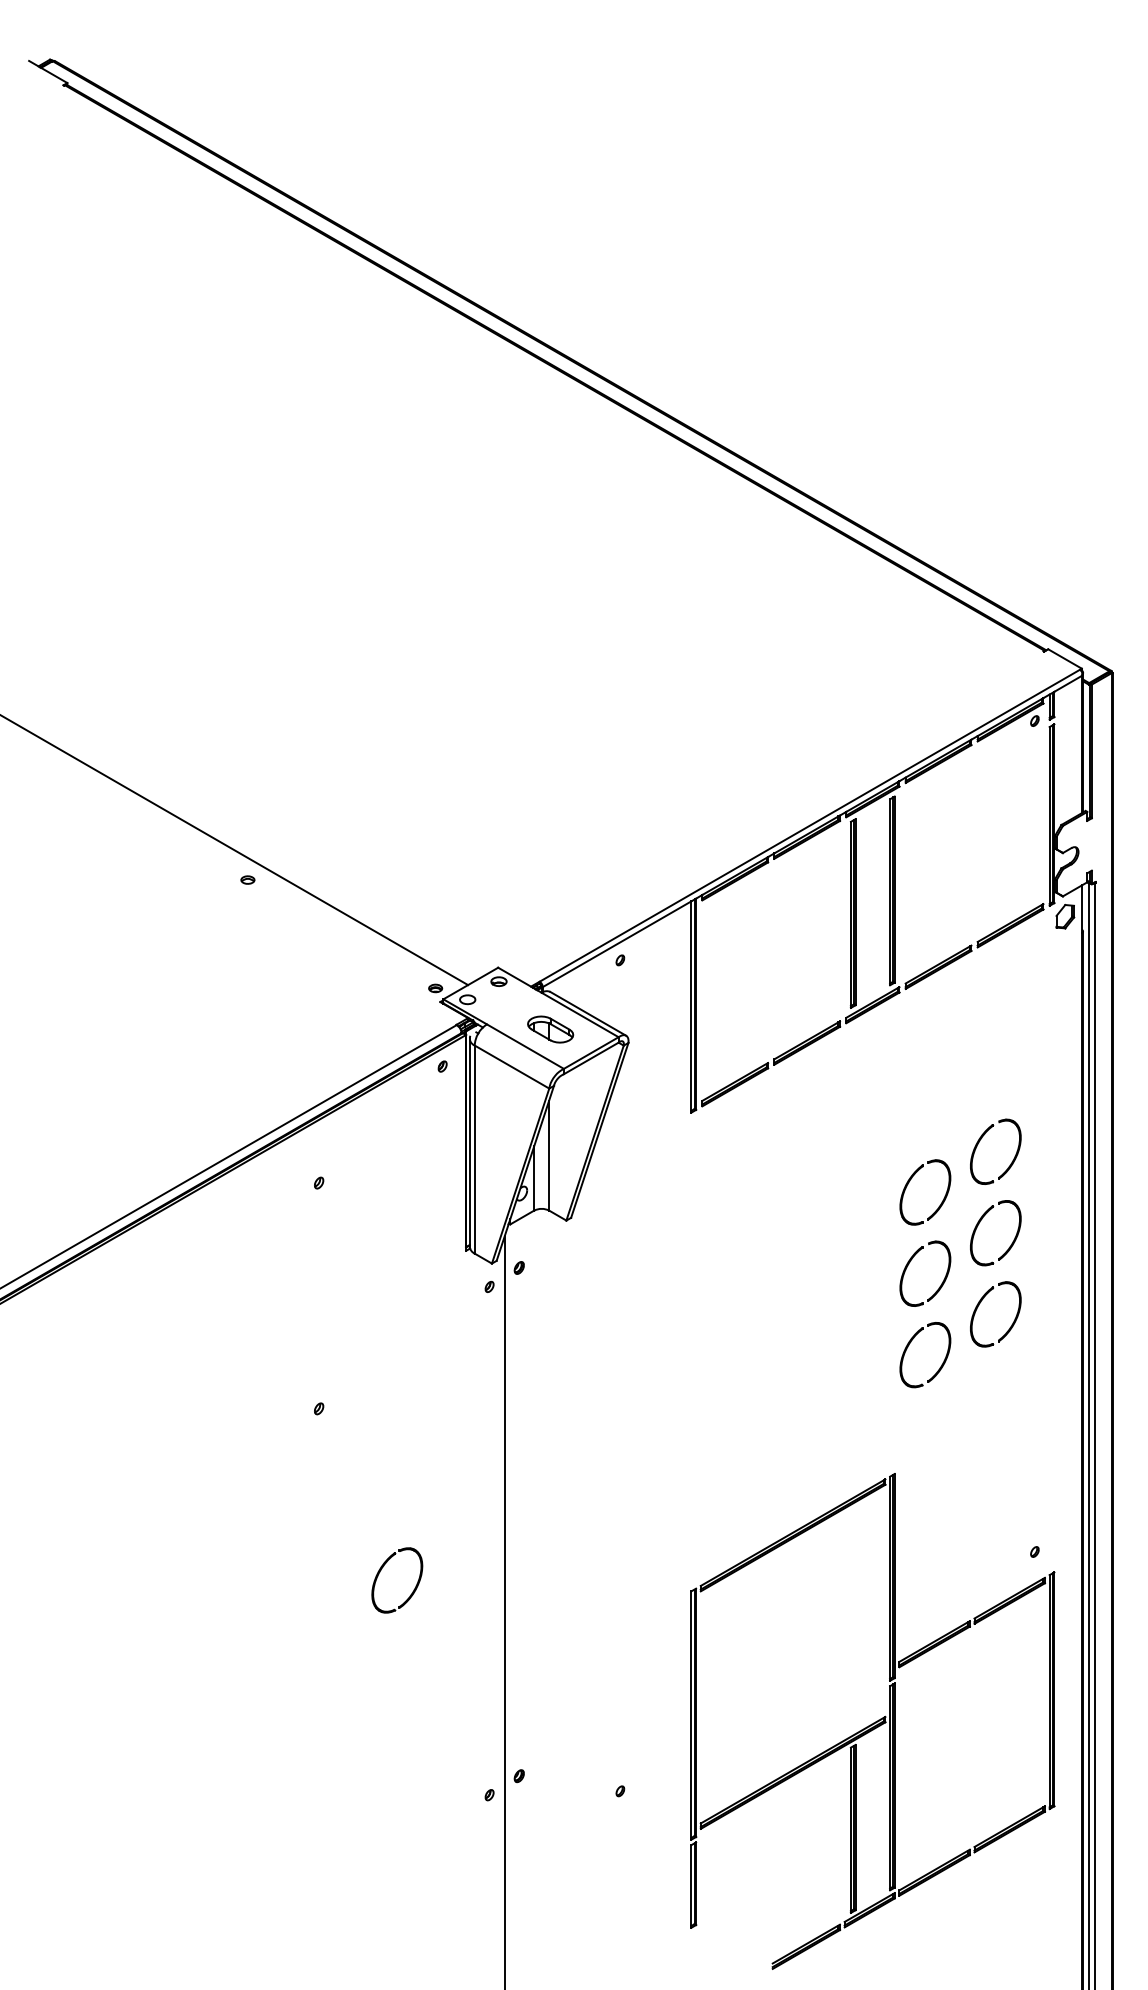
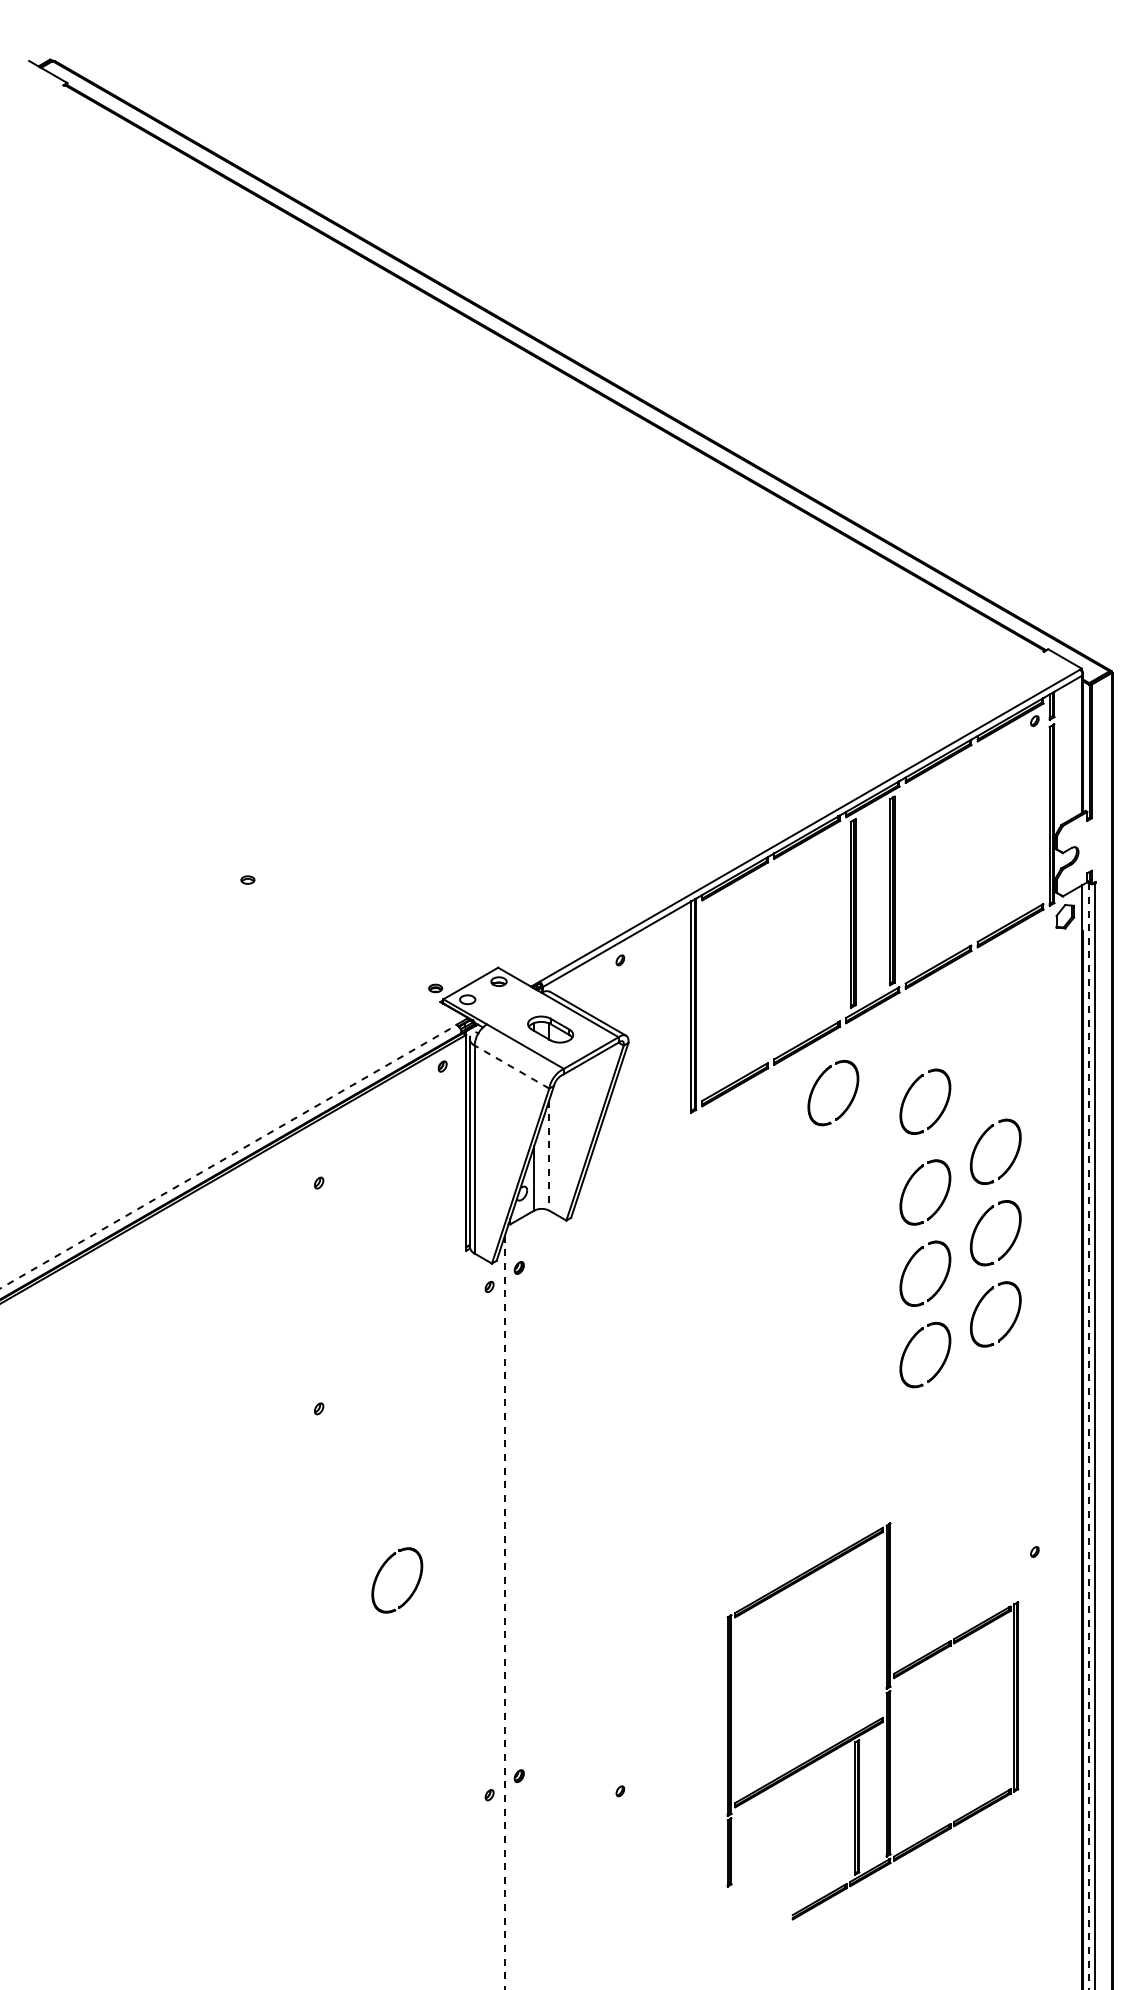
line: present -> none (235, 850)
line: solid -> dashed (511, 1066)
part: none -> present (909, 1092)
part: none -> present (849, 1102)
line: solid -> dashed (229, 1156)
line: solid -> dashed (549, 1156)
line: solid -> dashed (1088, 1436)
line: solid -> dashed (504, 1612)
part size: 366x497 px -> 294x399 px (872, 1721)
